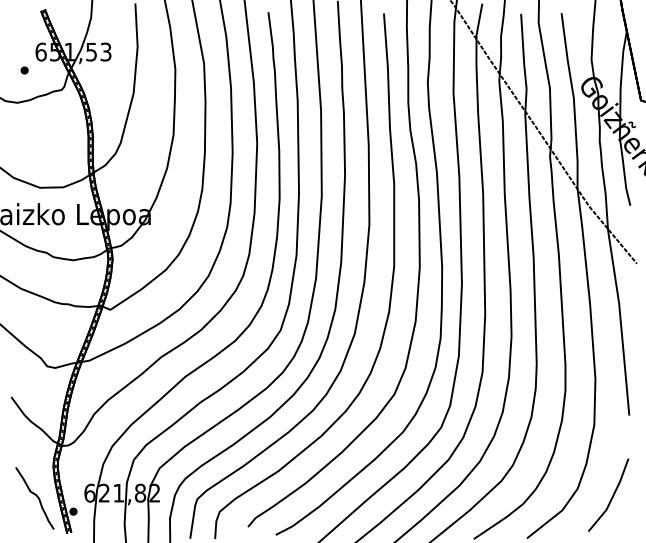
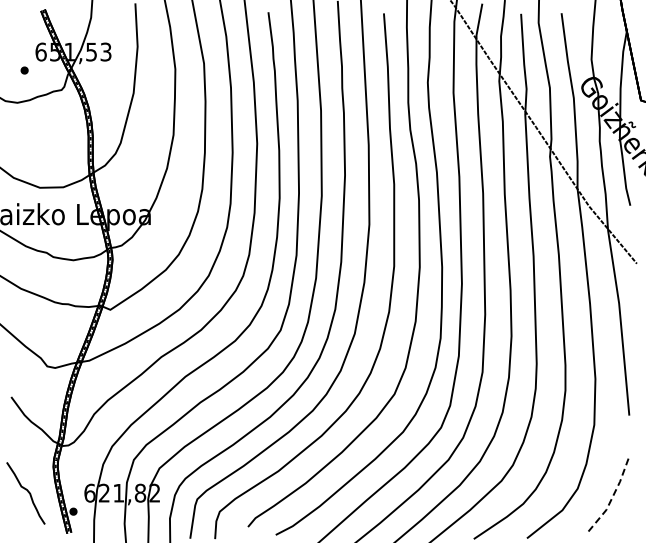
curve position: (36, 497) -> (27, 492) (27, 492)
line: solid -> dashed (612, 497)
